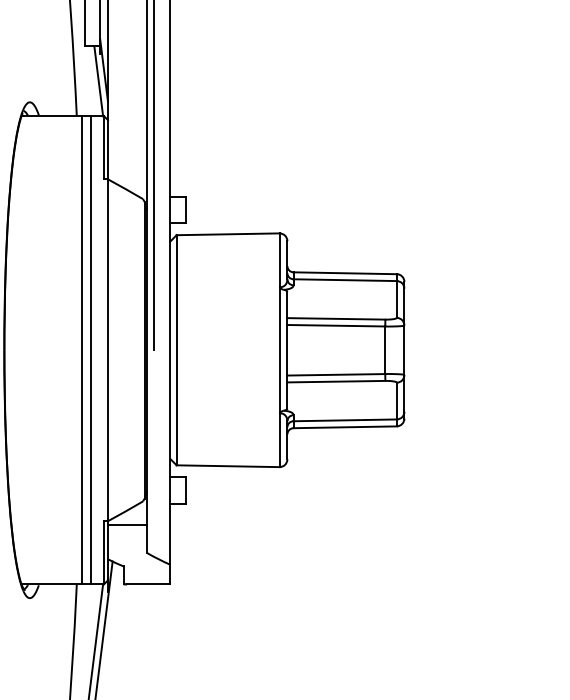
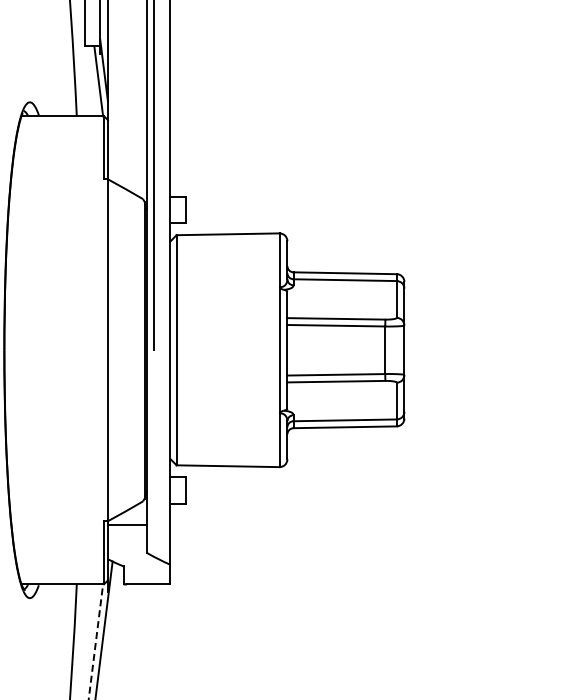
line: present -> none (82, 350)
line: present -> none (90, 350)
line: solid -> dashed (95, 641)
